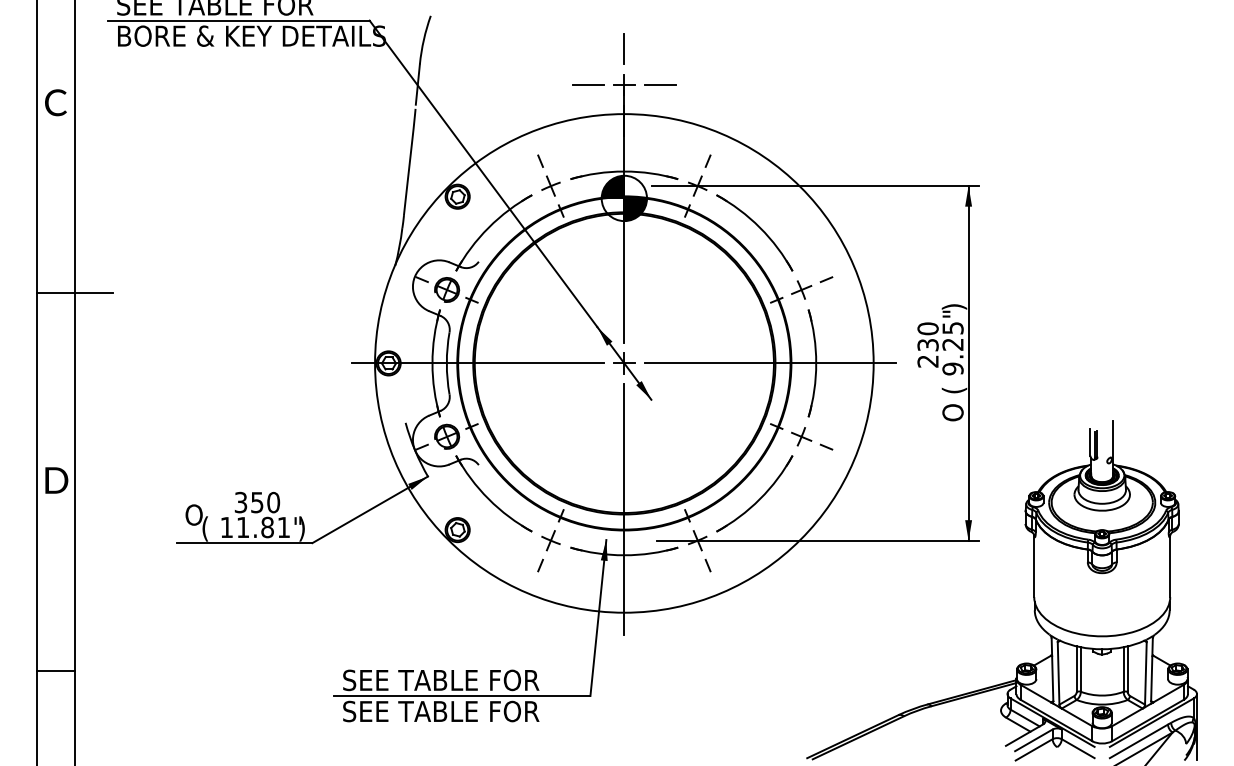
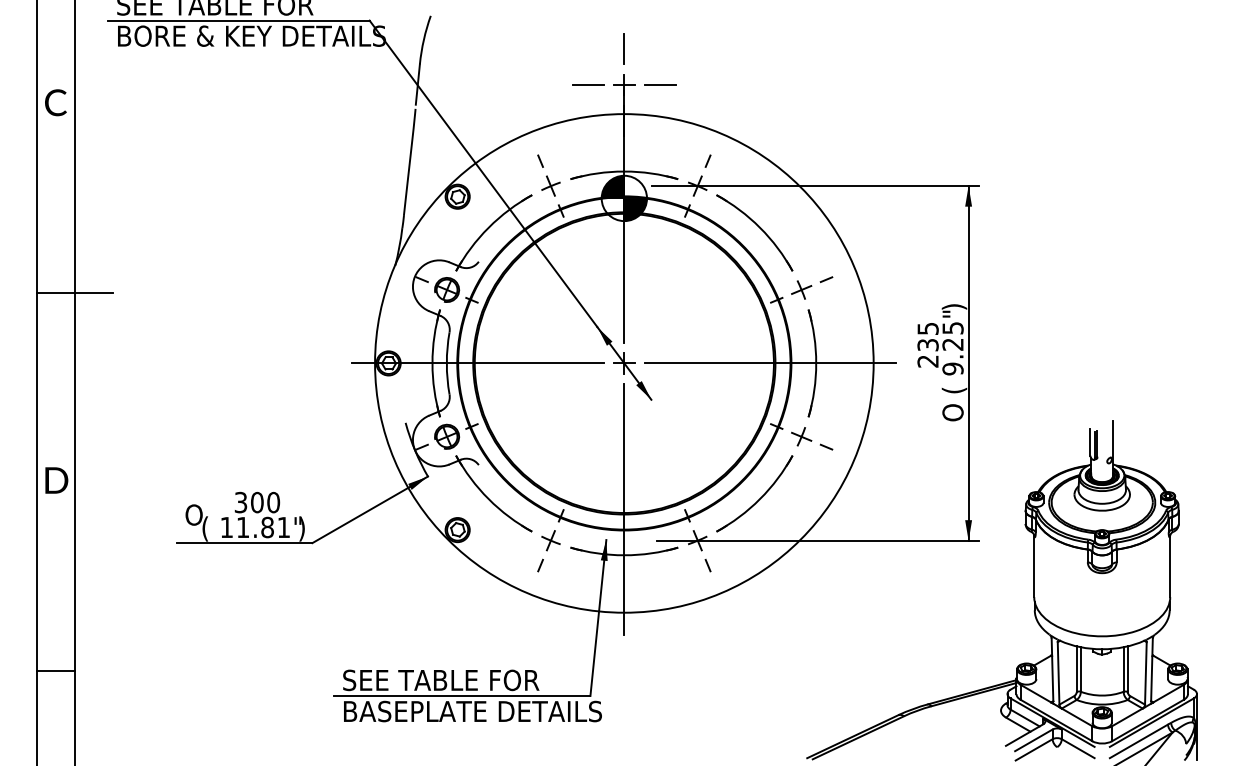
text: 230 -> 235 (927, 328)
text: 350 -> 300 (257, 502)
text: SEE TABLE FOR -> BASEPLATE DETAILS (472, 711)
